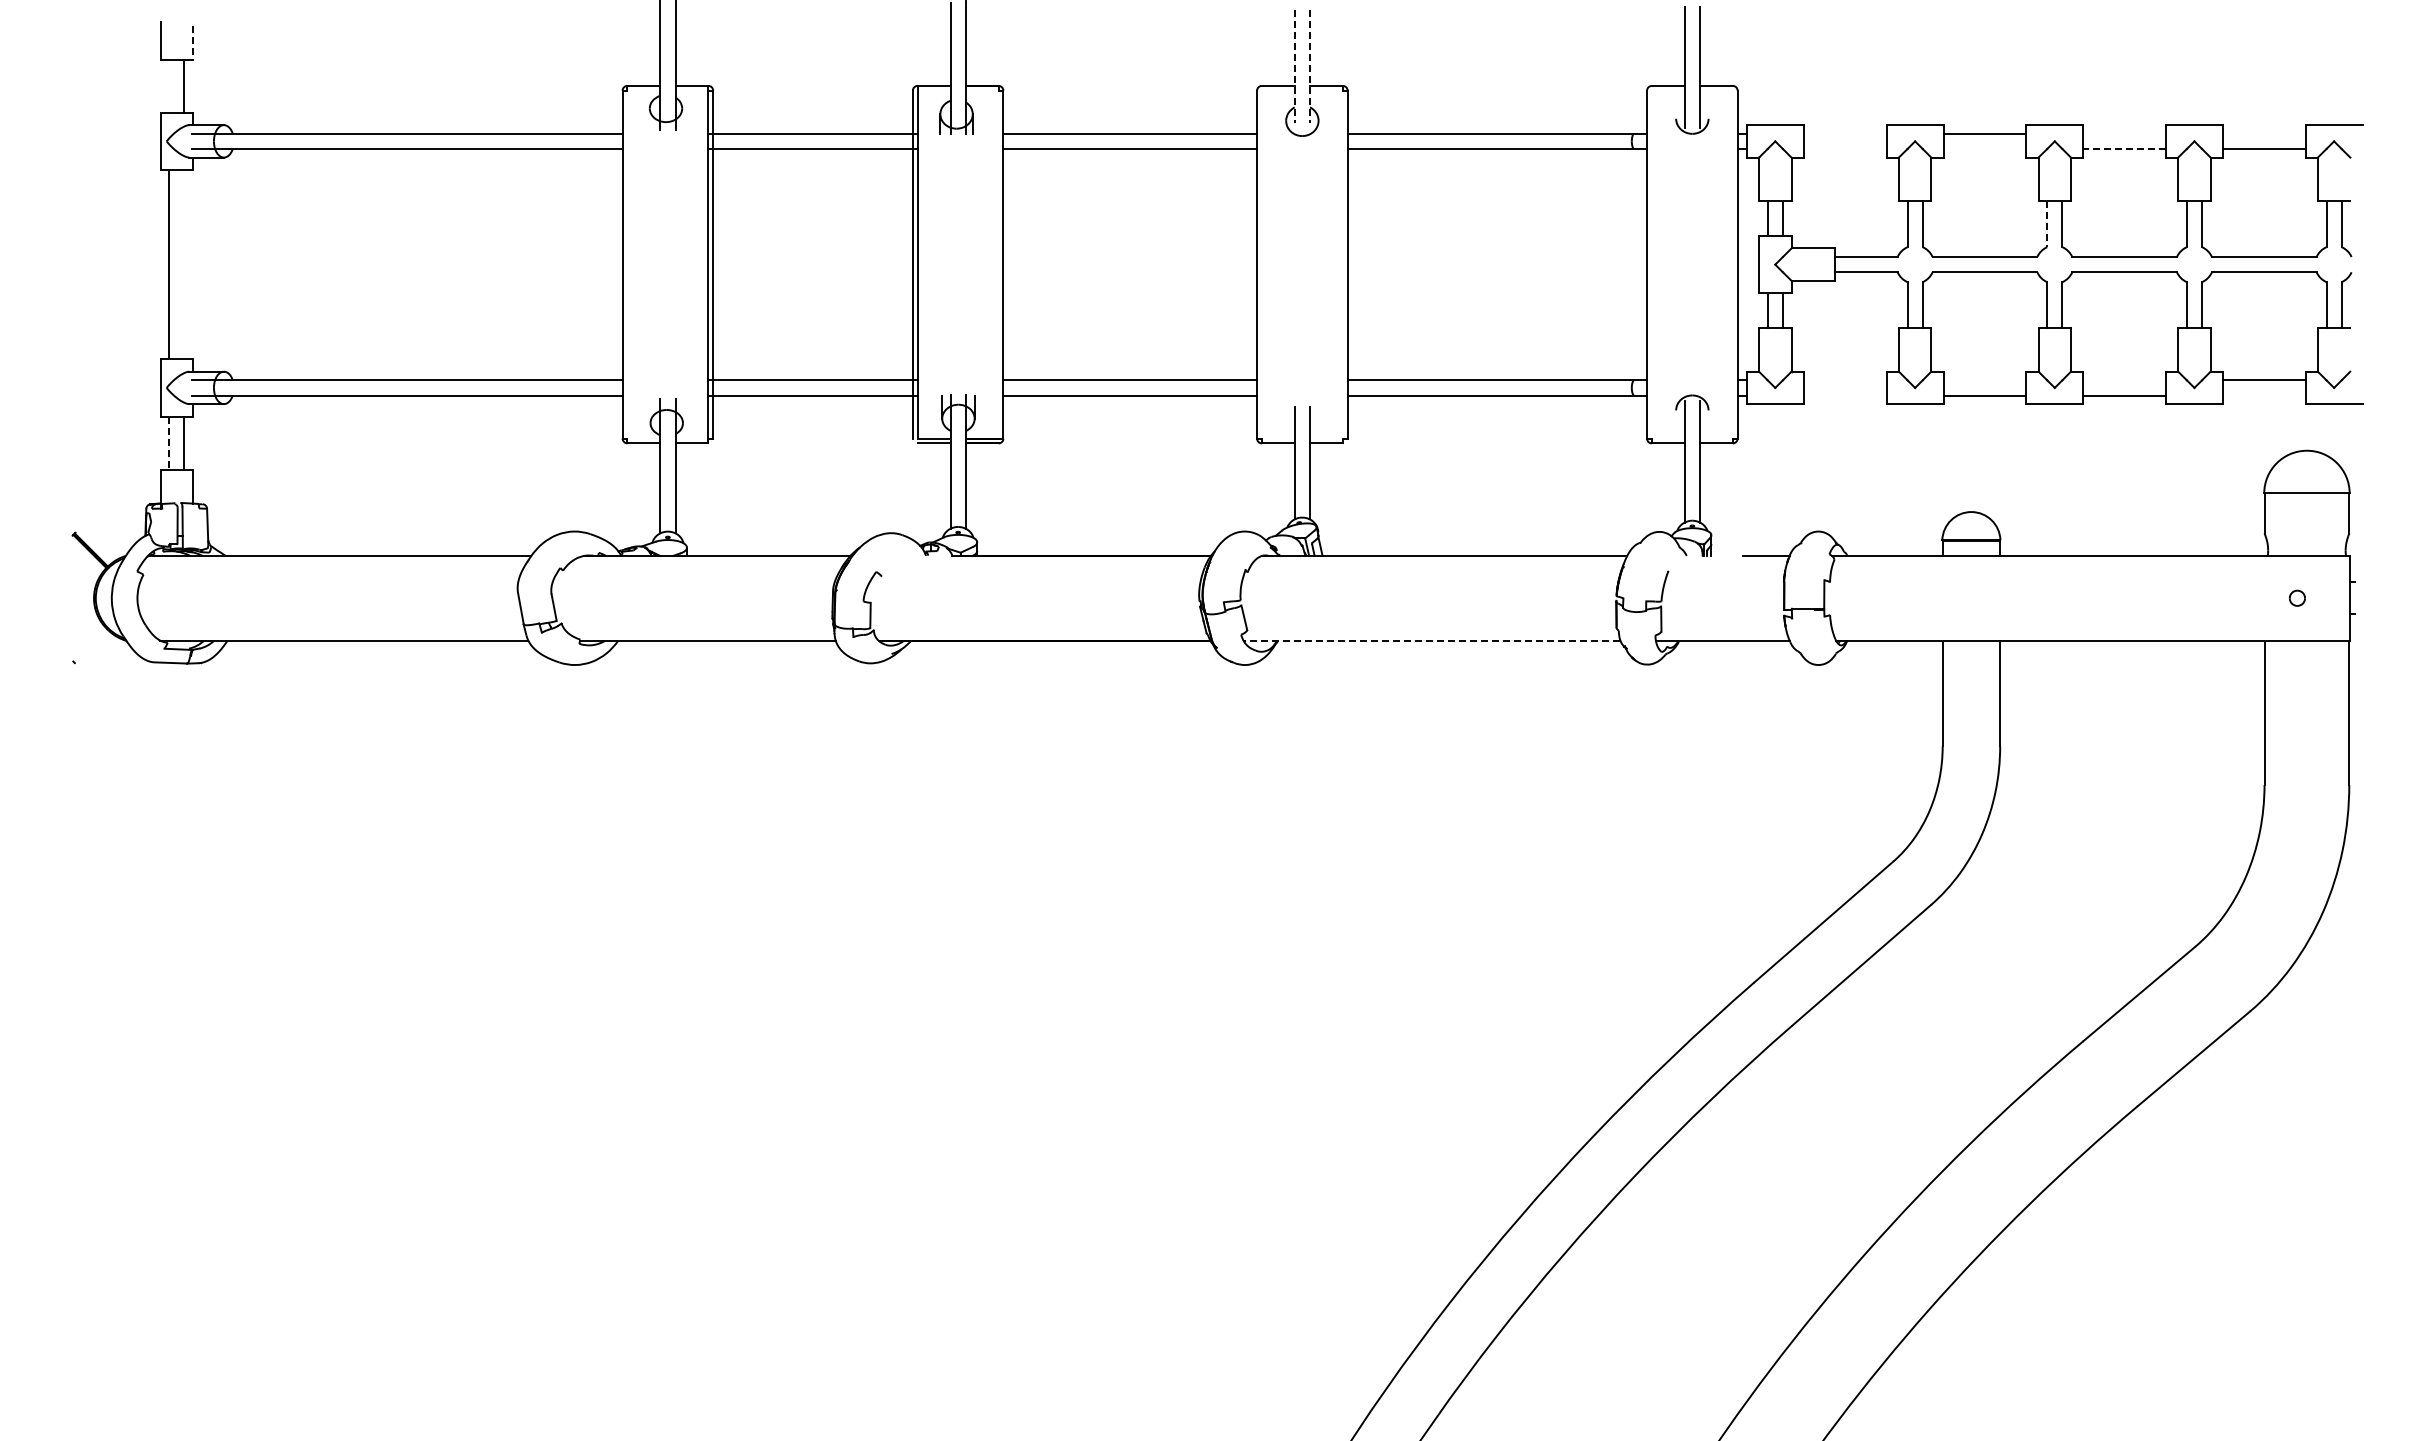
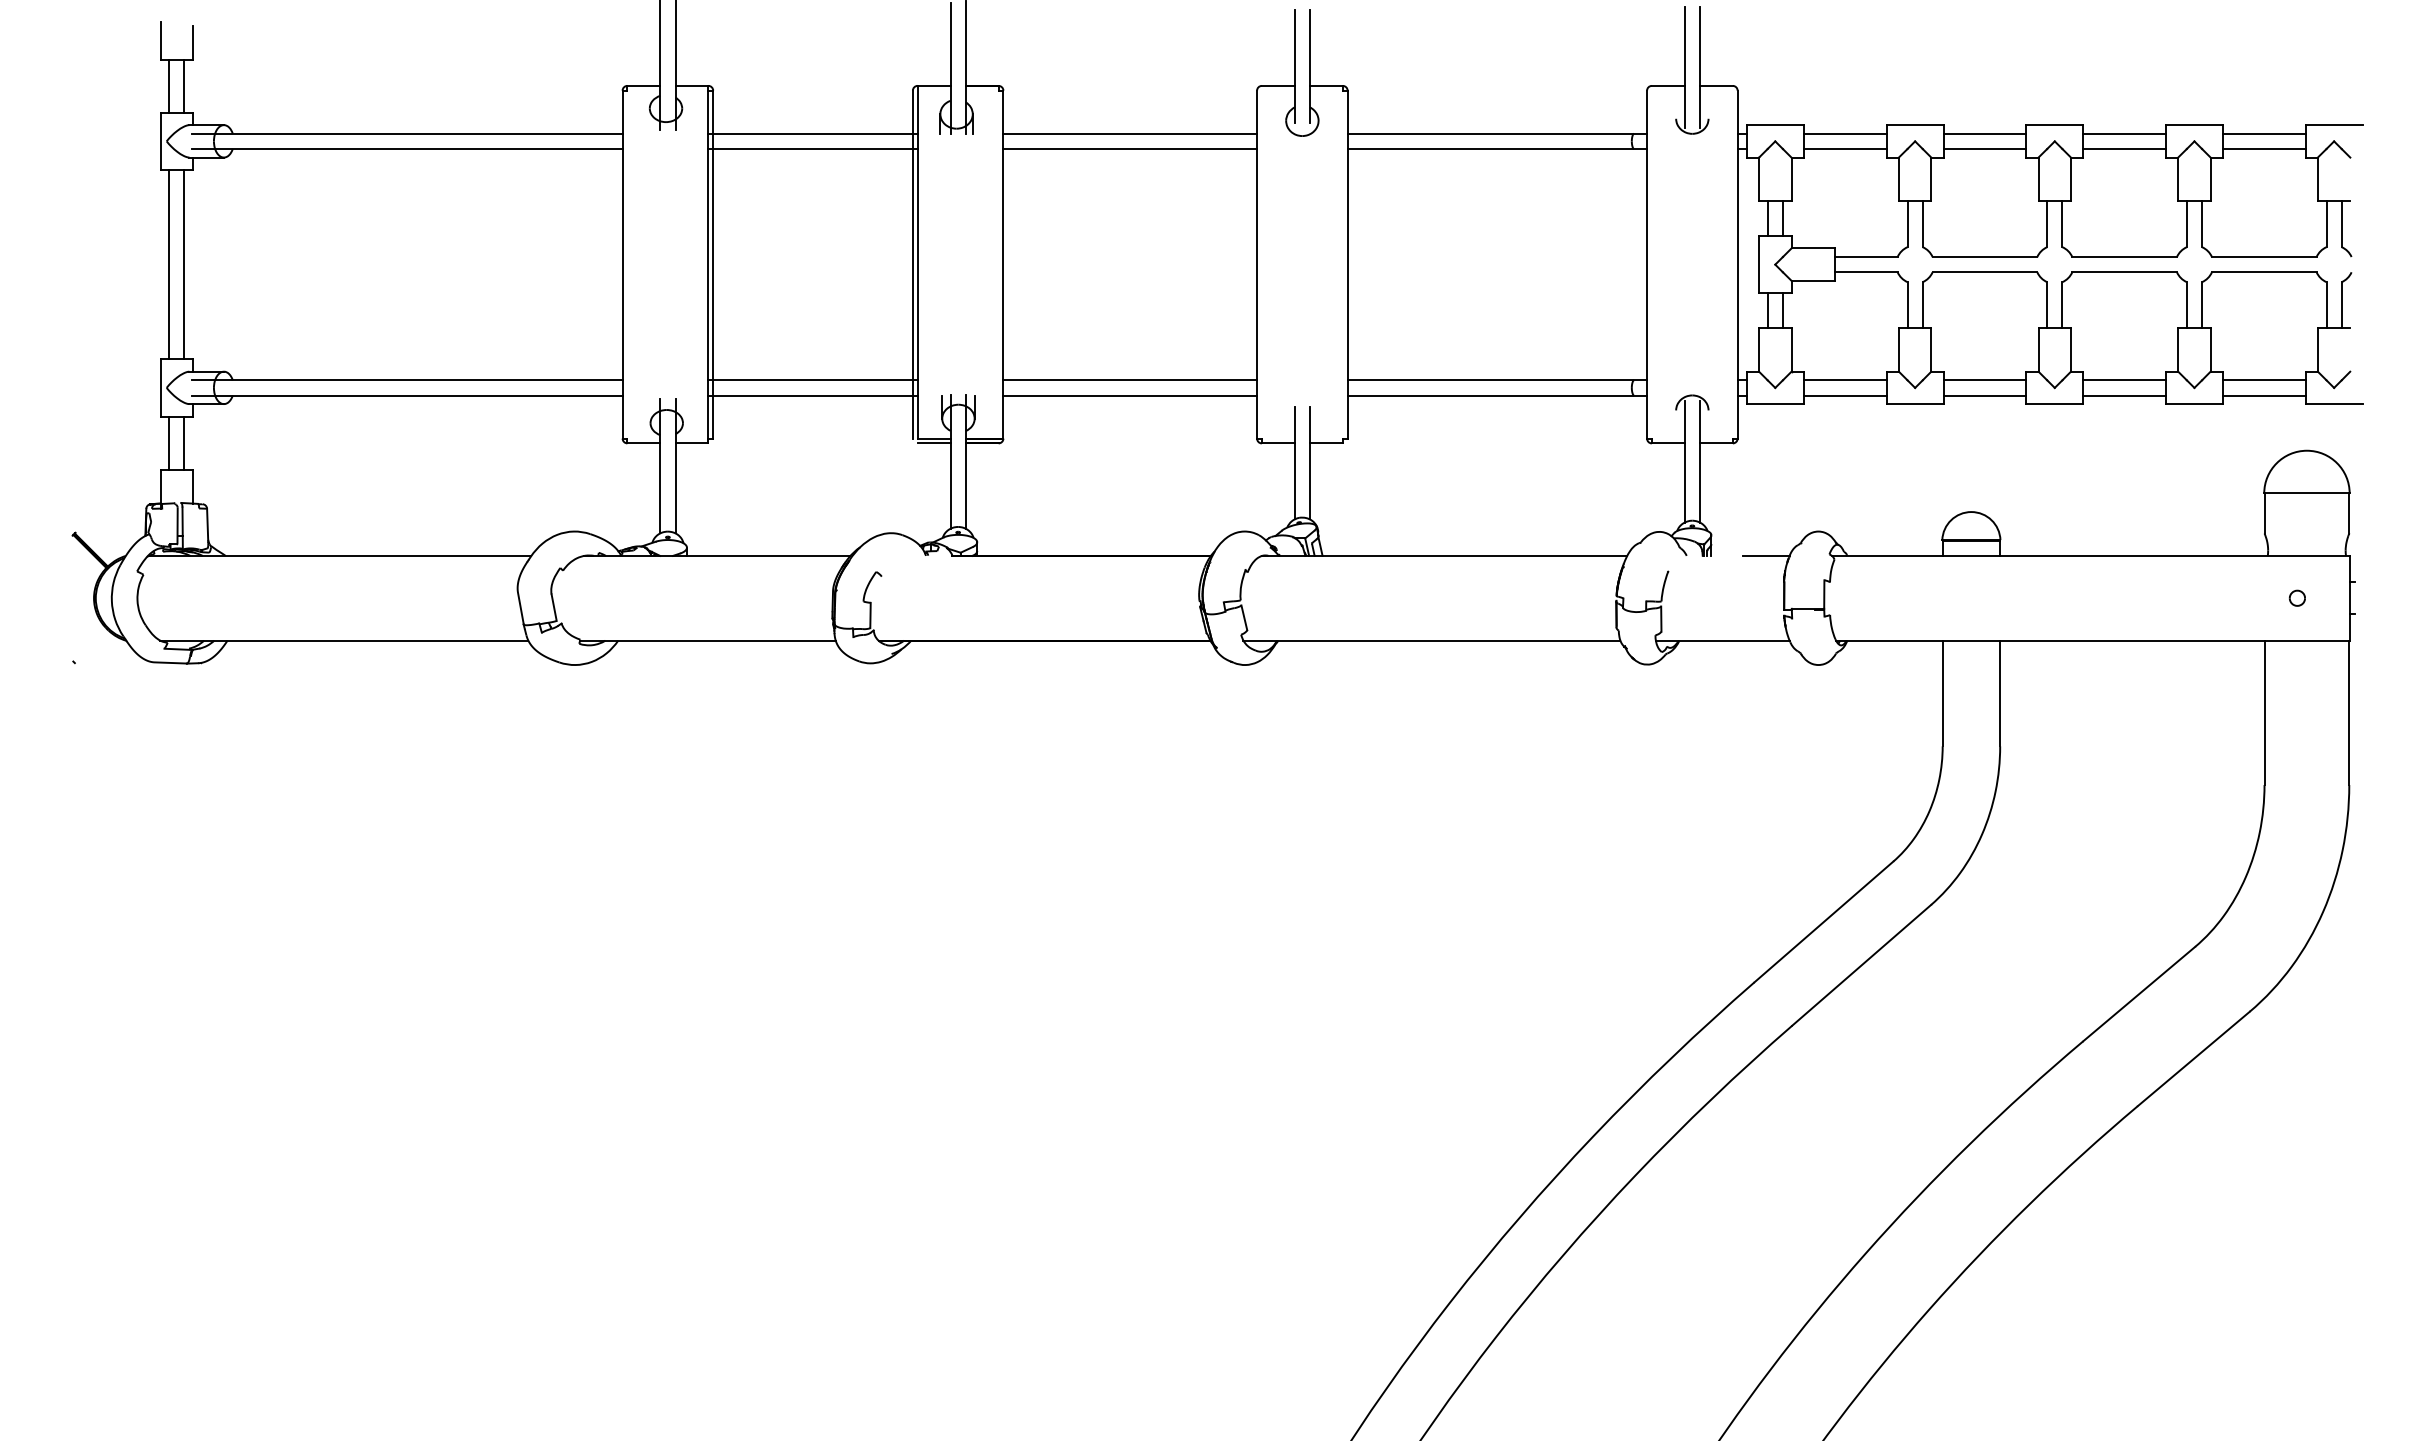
line: dashed -> solid (192, 43)
line: dashed -> solid (1294, 66)
line: dashed -> solid (1309, 66)
line: none -> present (169, 85)
line: none -> present (1844, 133)
line: none -> present (2124, 133)
line: none -> present (2264, 133)
line: none -> present (1844, 149)
line: none -> present (1984, 149)
line: dashed -> solid (2124, 149)
line: dashed -> solid (2047, 224)
line: none -> present (184, 264)
line: none -> present (1844, 380)
line: none -> present (1984, 380)
line: none -> present (2124, 380)
line: none -> present (1844, 395)
line: none -> present (2264, 395)
line: dashed -> solid (169, 443)
line: dashed -> solid (1431, 640)
